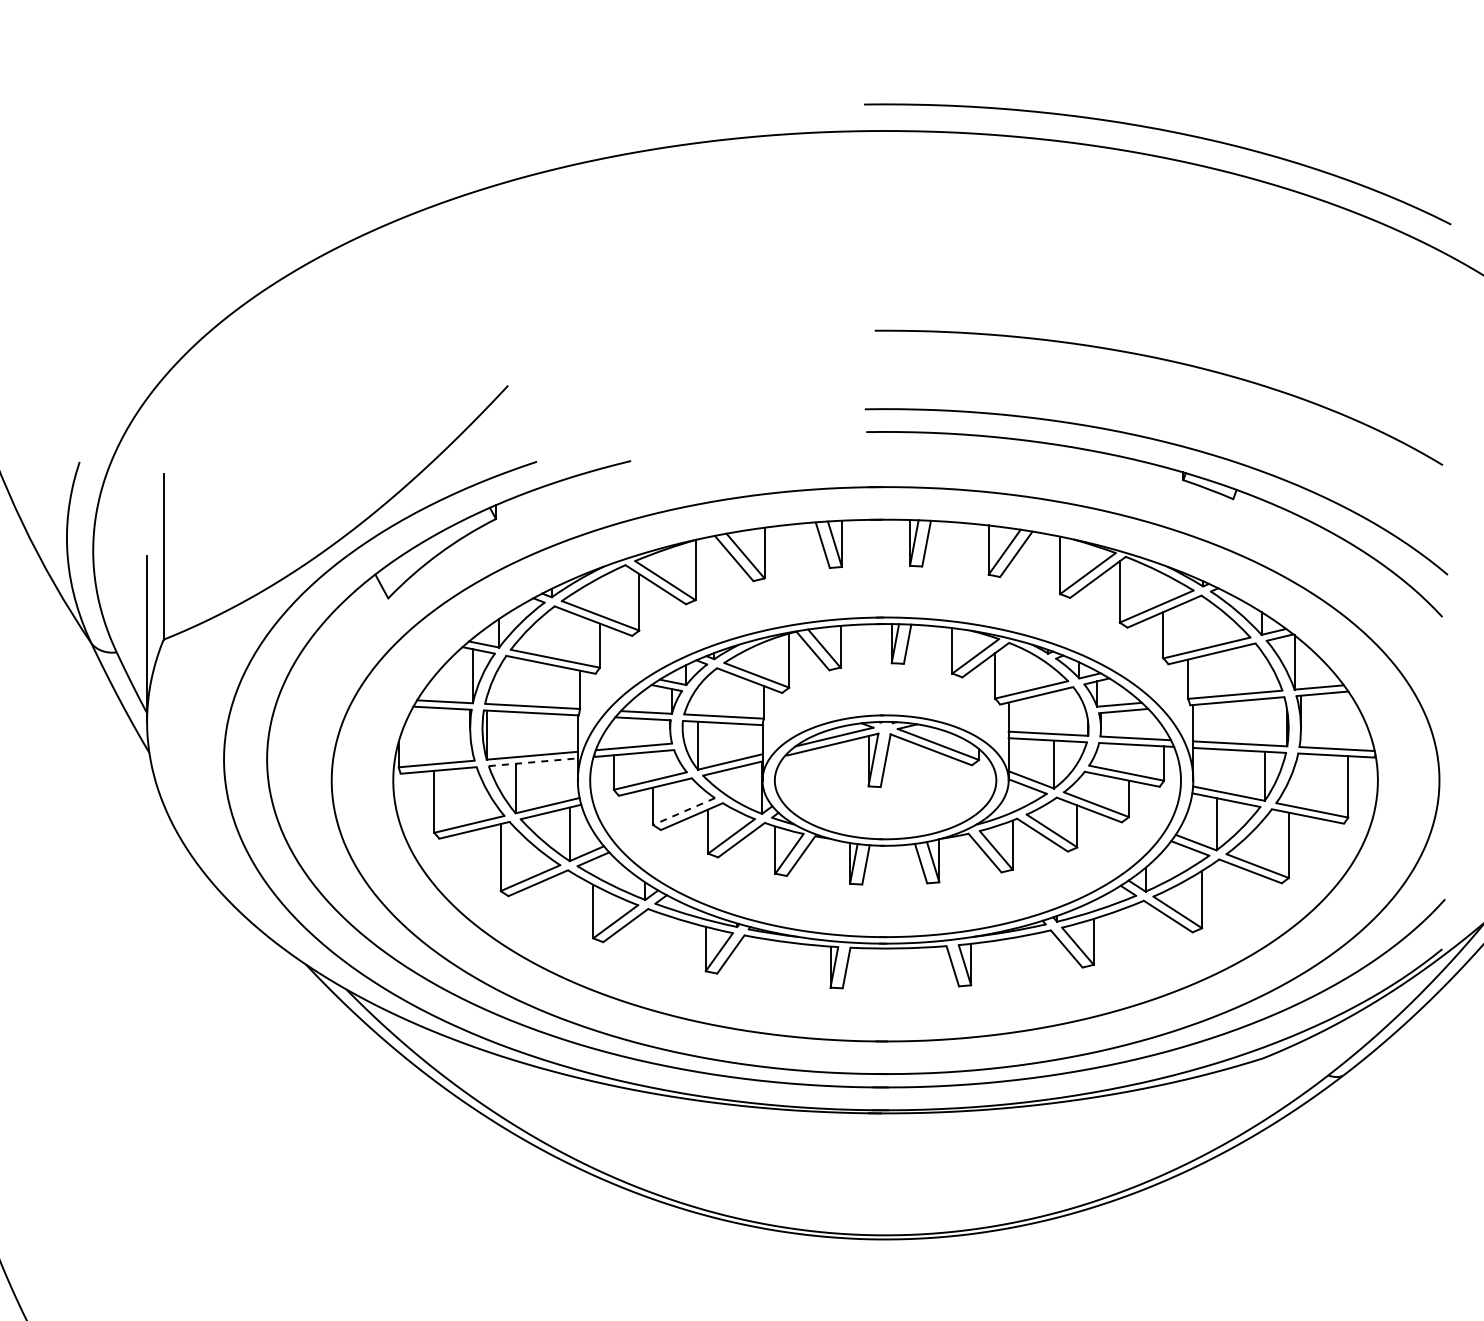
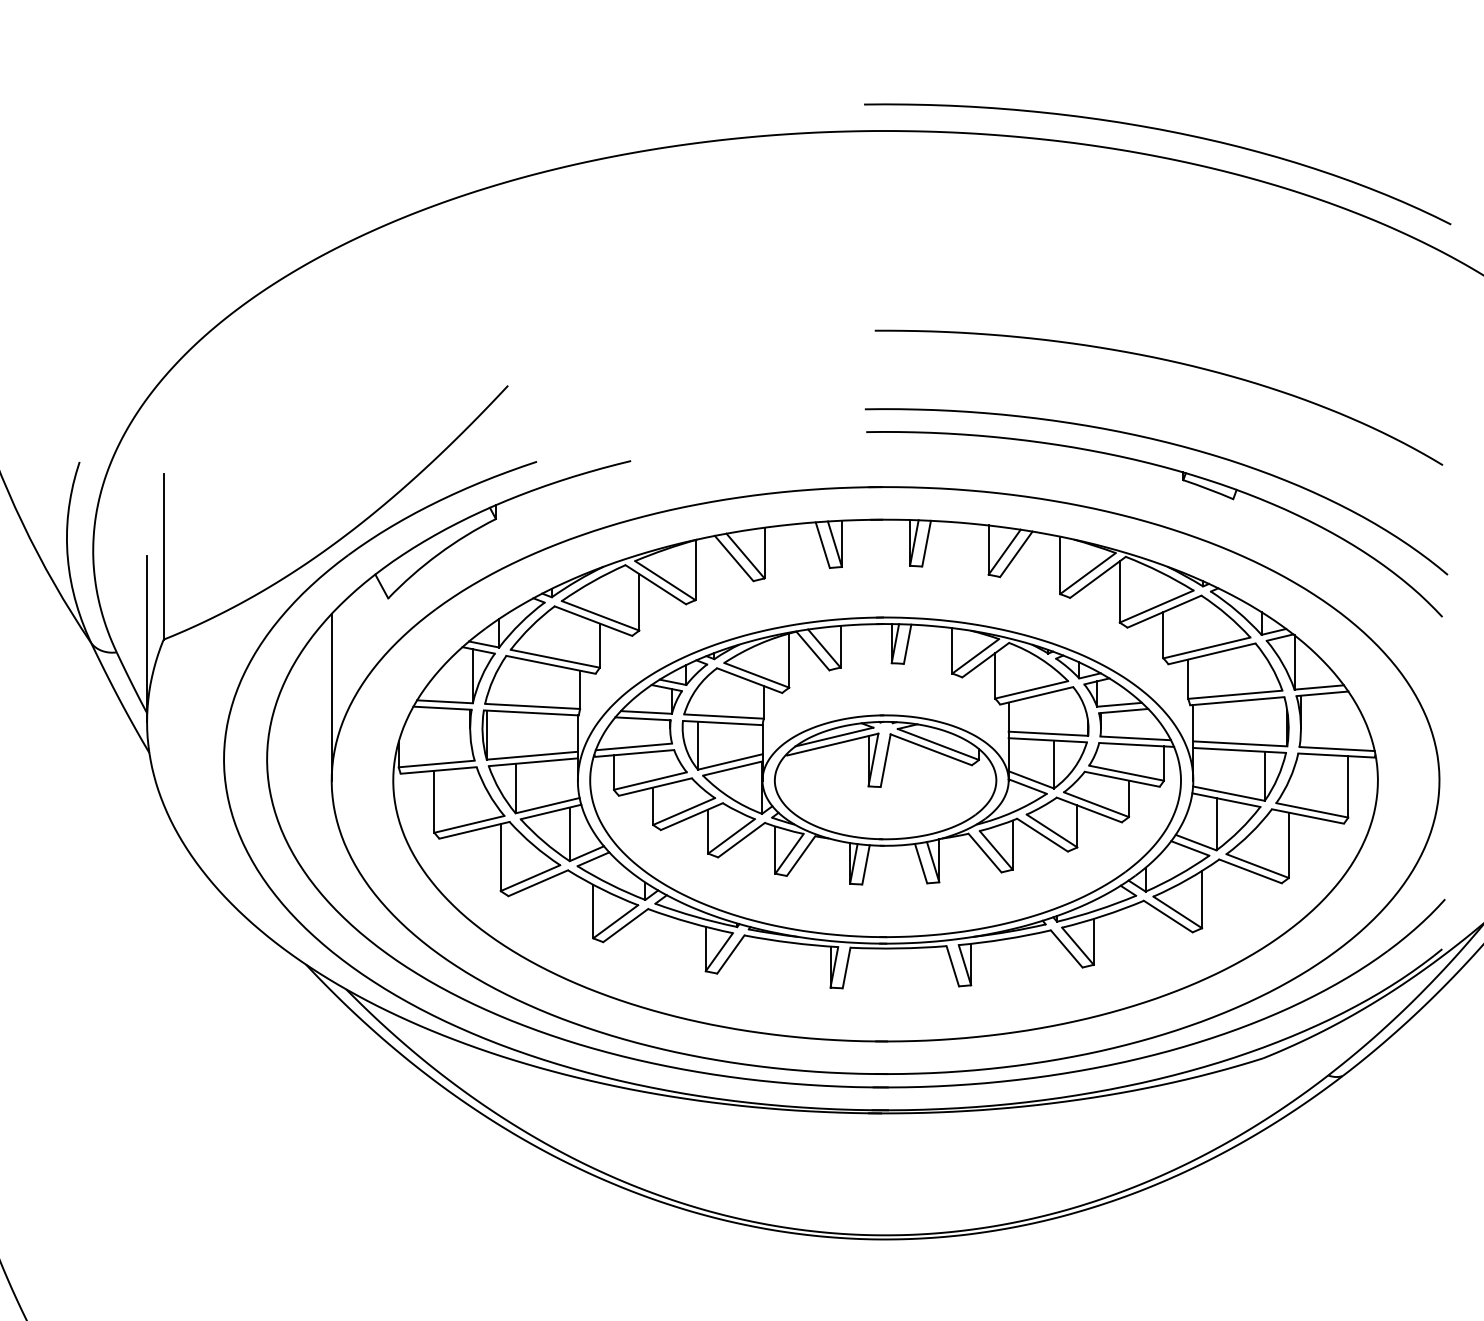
line: none -> present (331, 696)
line: dashed -> solid (533, 762)
line: dashed -> solid (684, 811)
